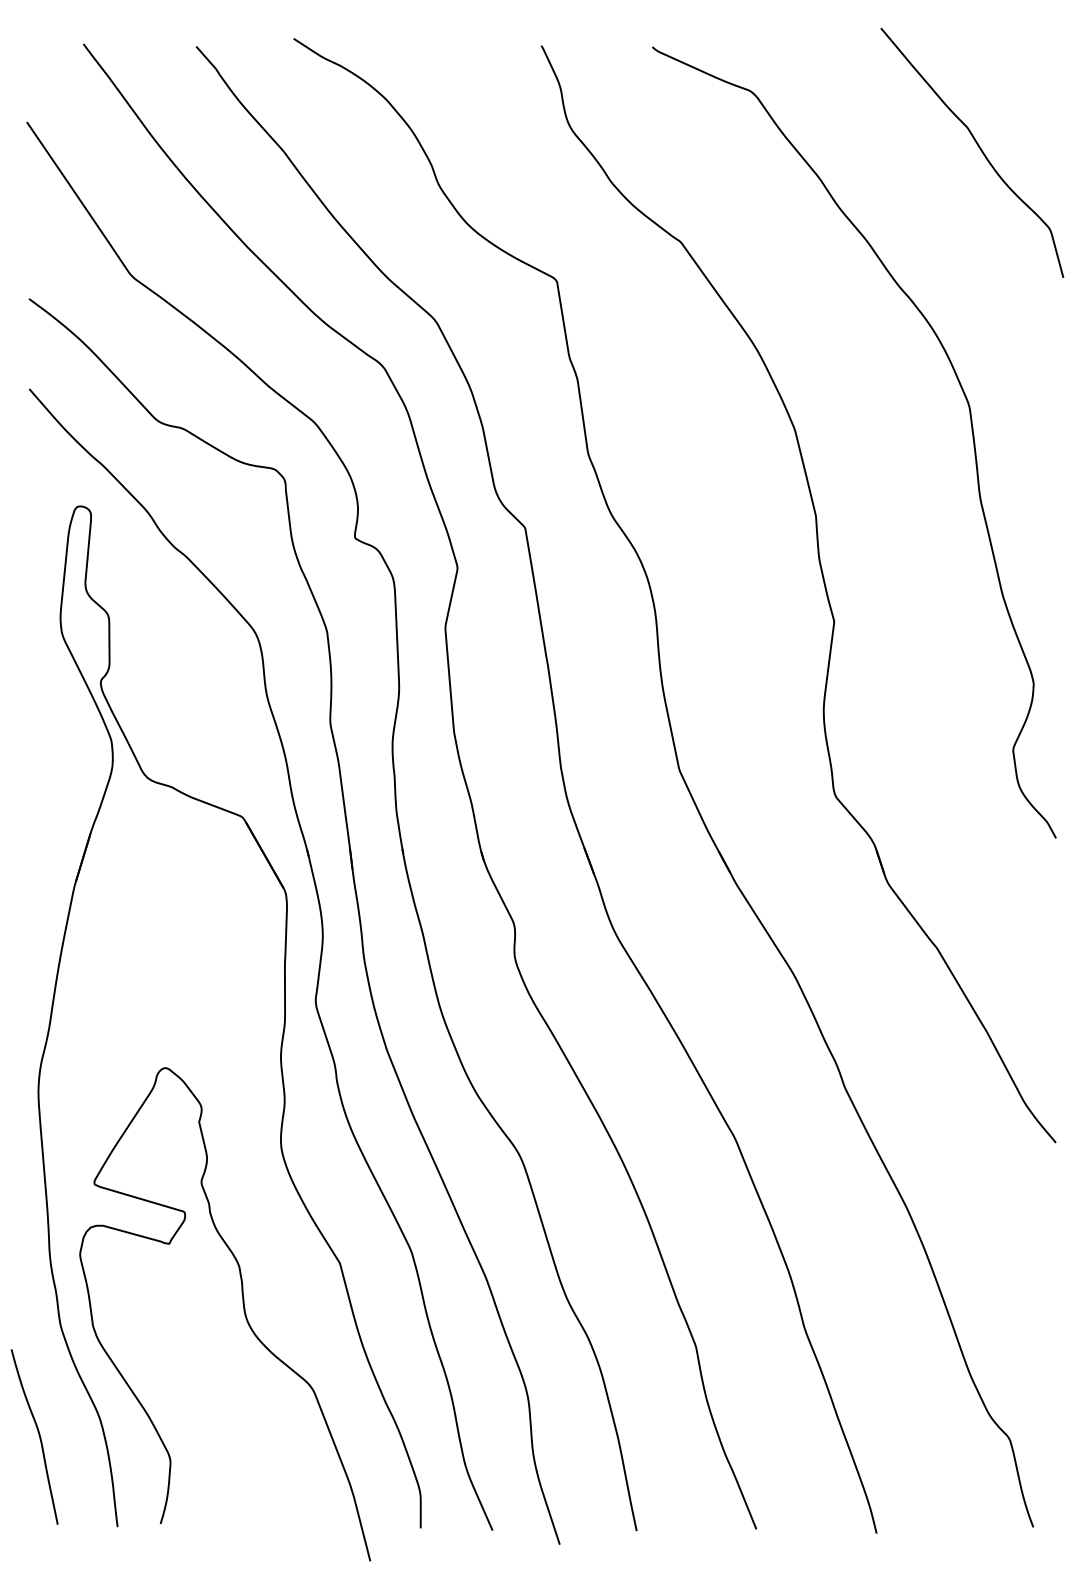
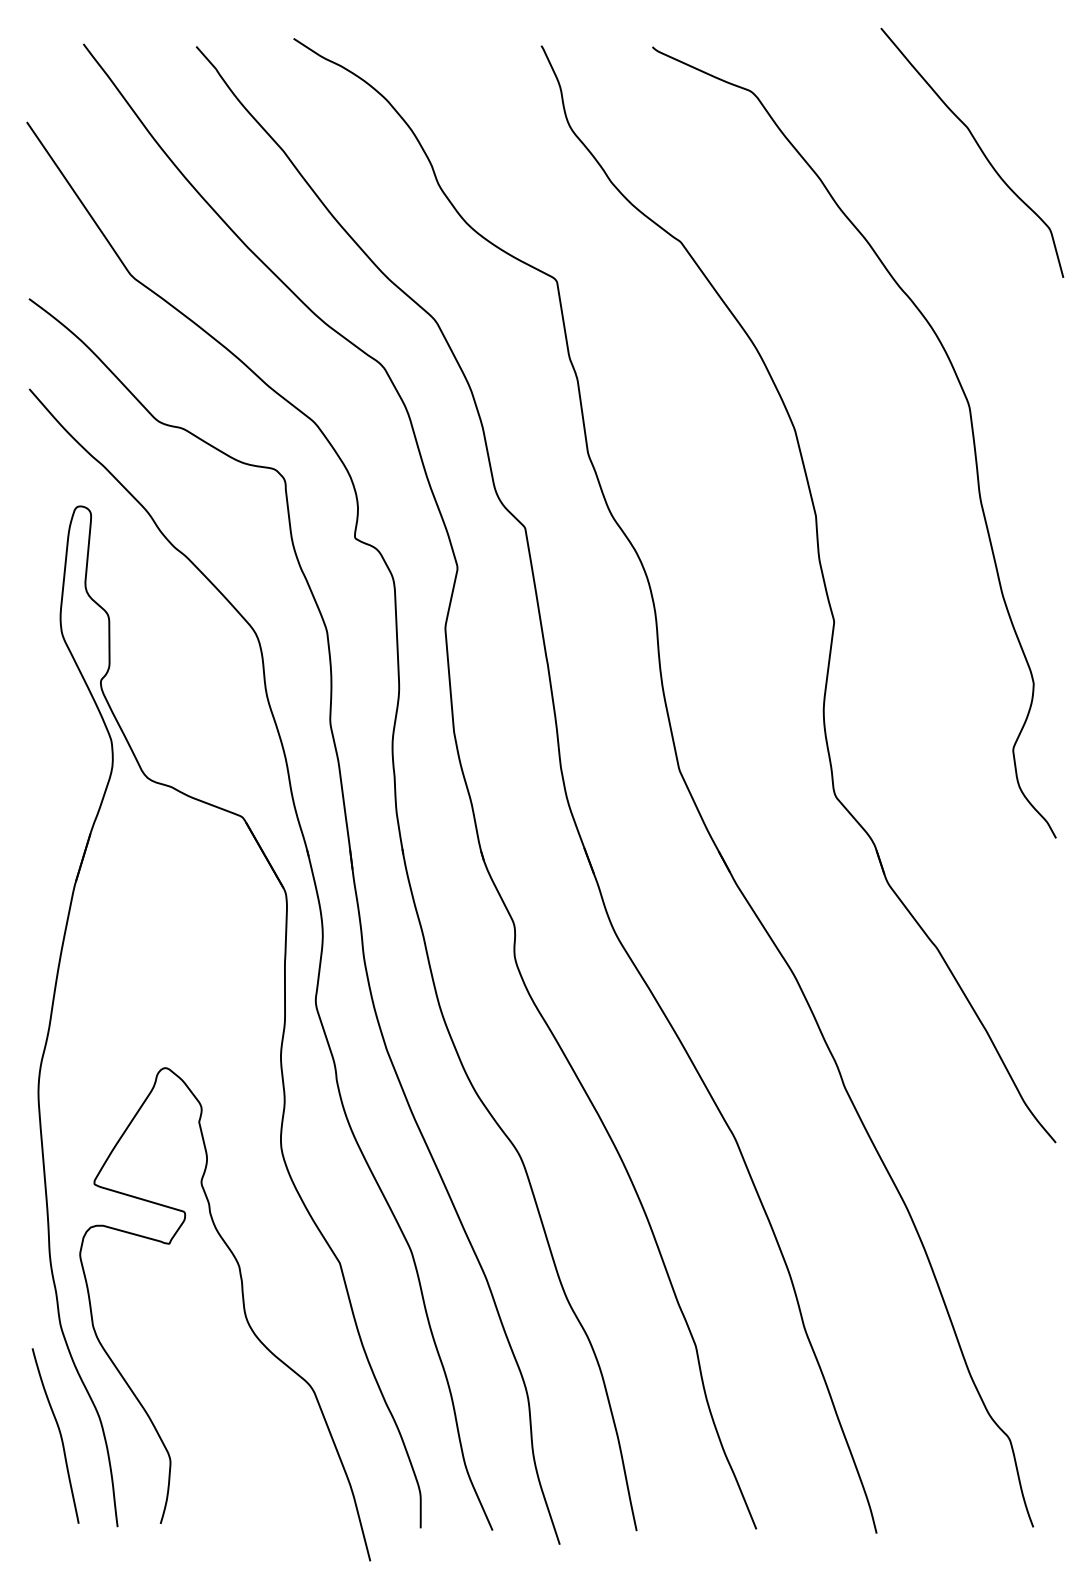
curve position: (38, 1435) -> (59, 1434) (59, 1434)
